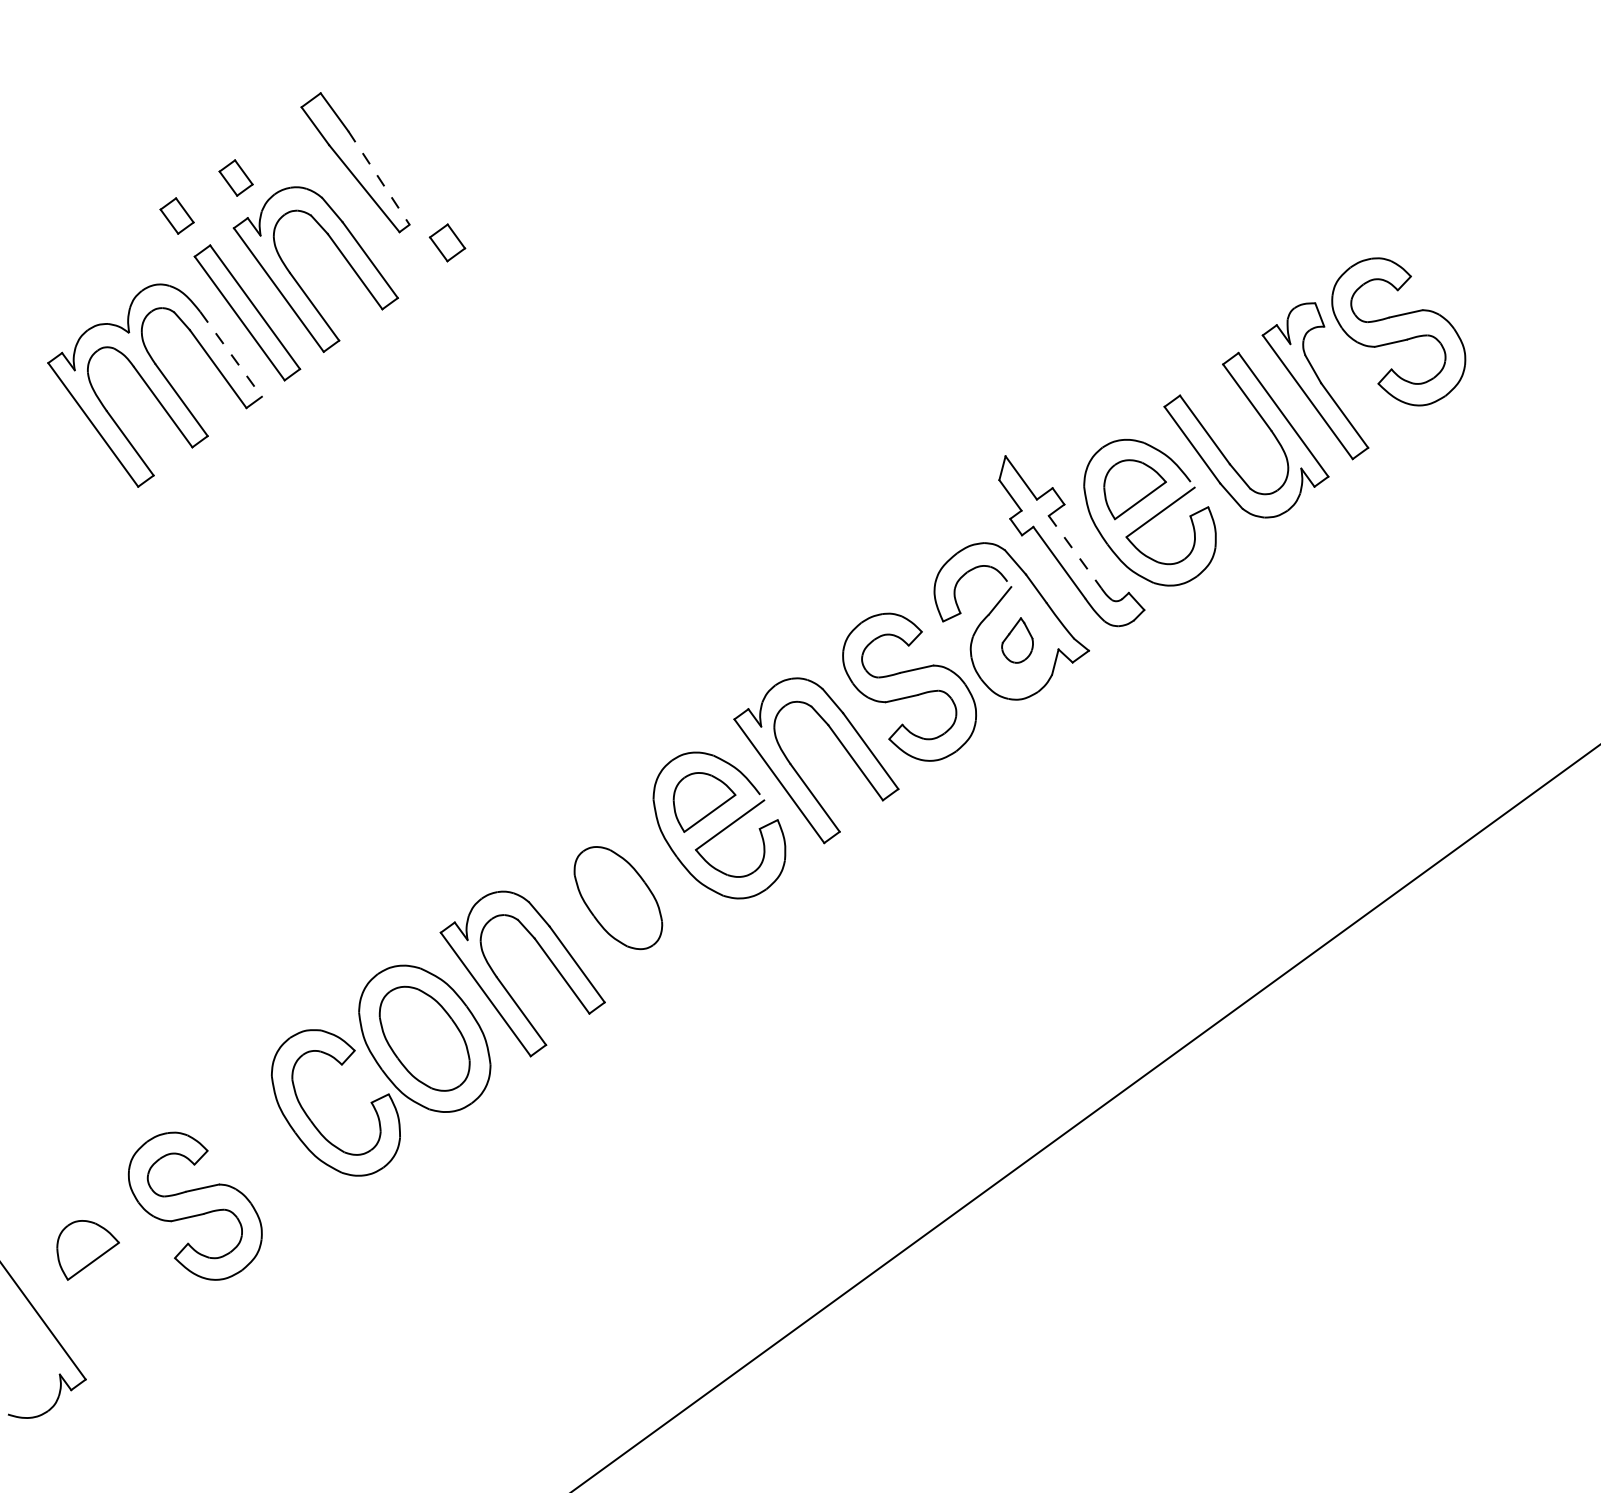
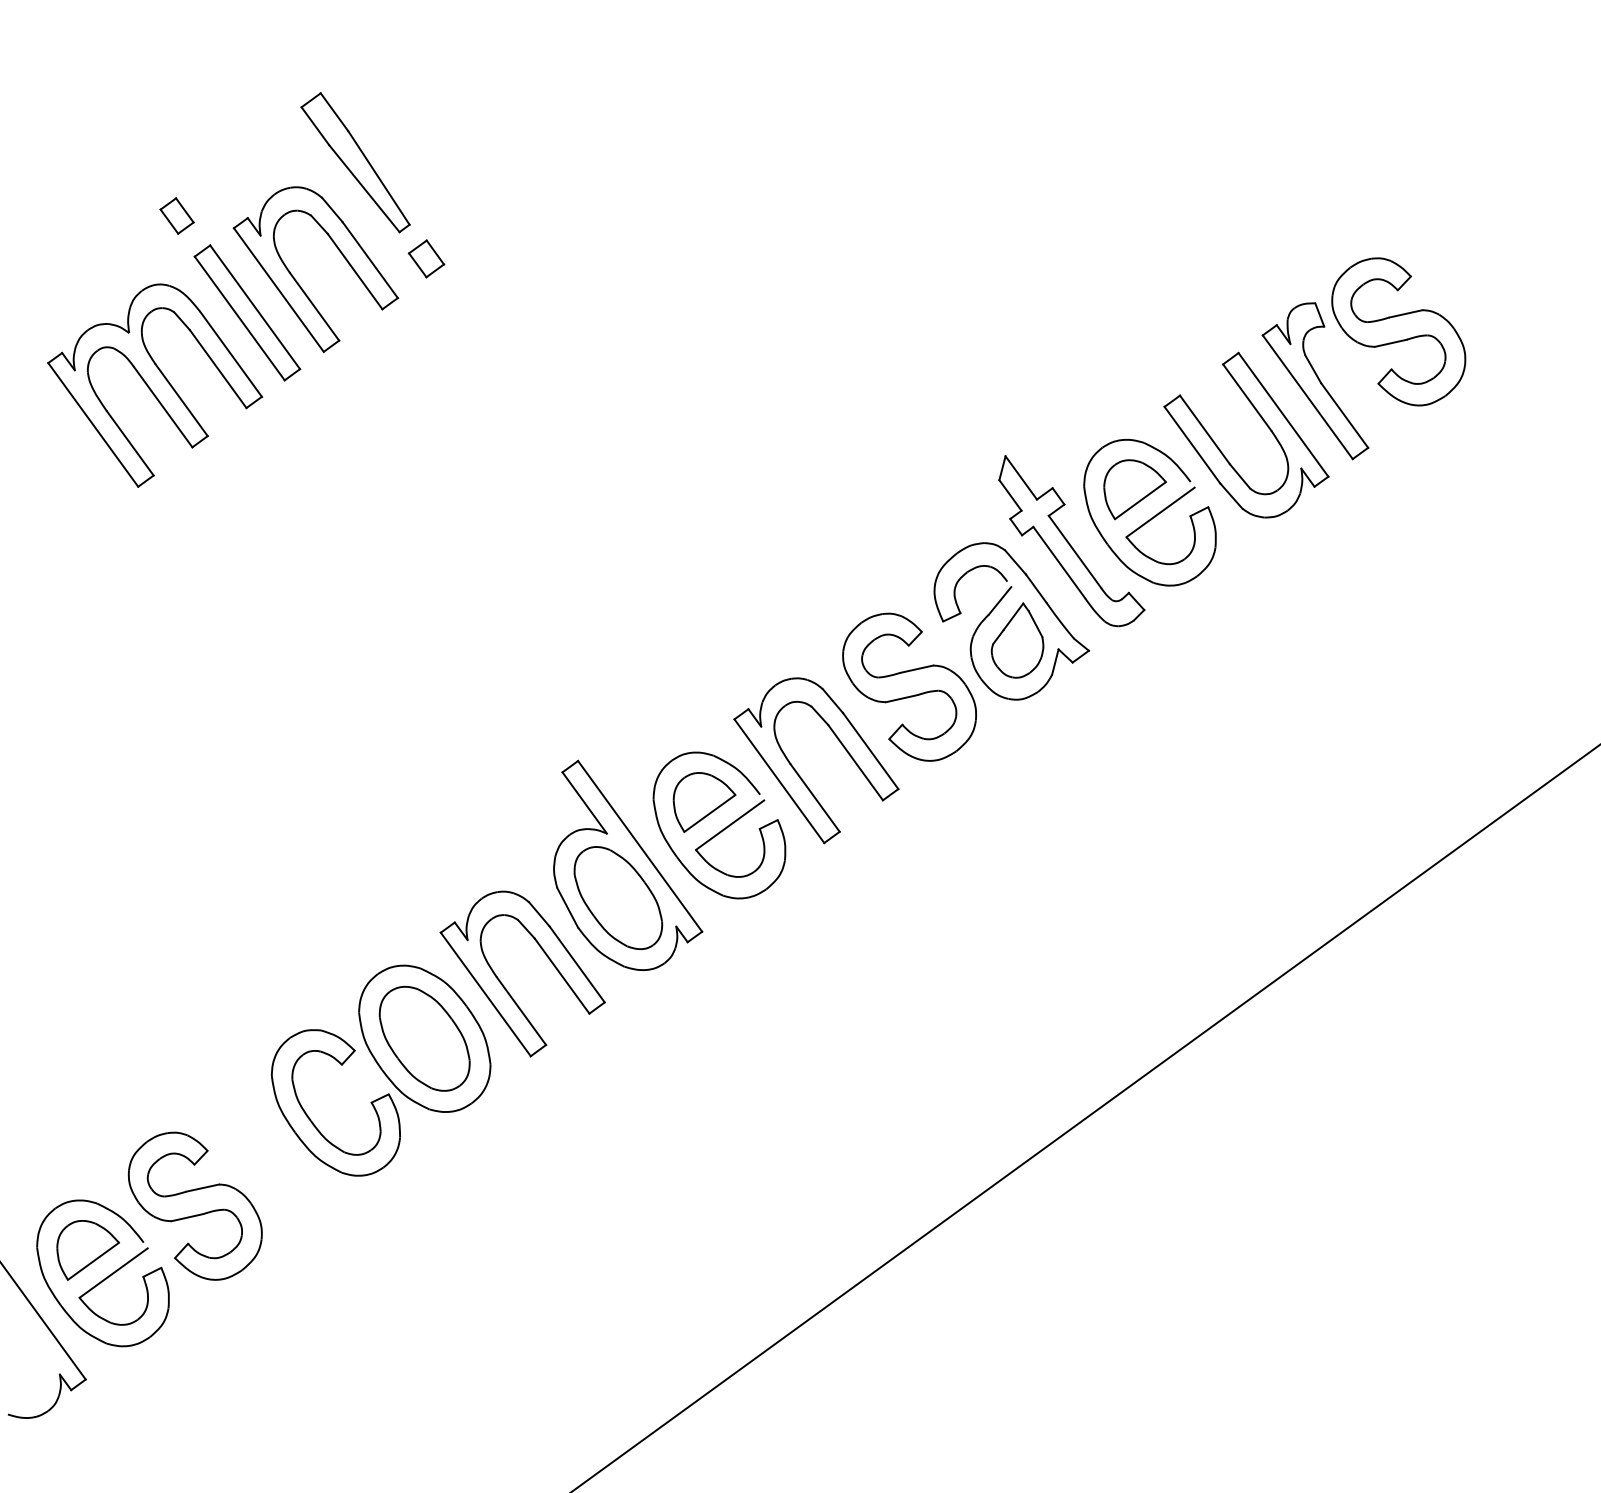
part: present -> none (235, 177)
line: dashed -> solid (378, 177)
part position: (447, 242) -> (426, 258) (426, 258)
line: dashed -> solid (231, 354)
line: dashed -> solid (1075, 552)
part size: 33x47 px -> 55x77 px (1017, 640)
part: none -> present (628, 864)
part: none -> present (102, 1273)
